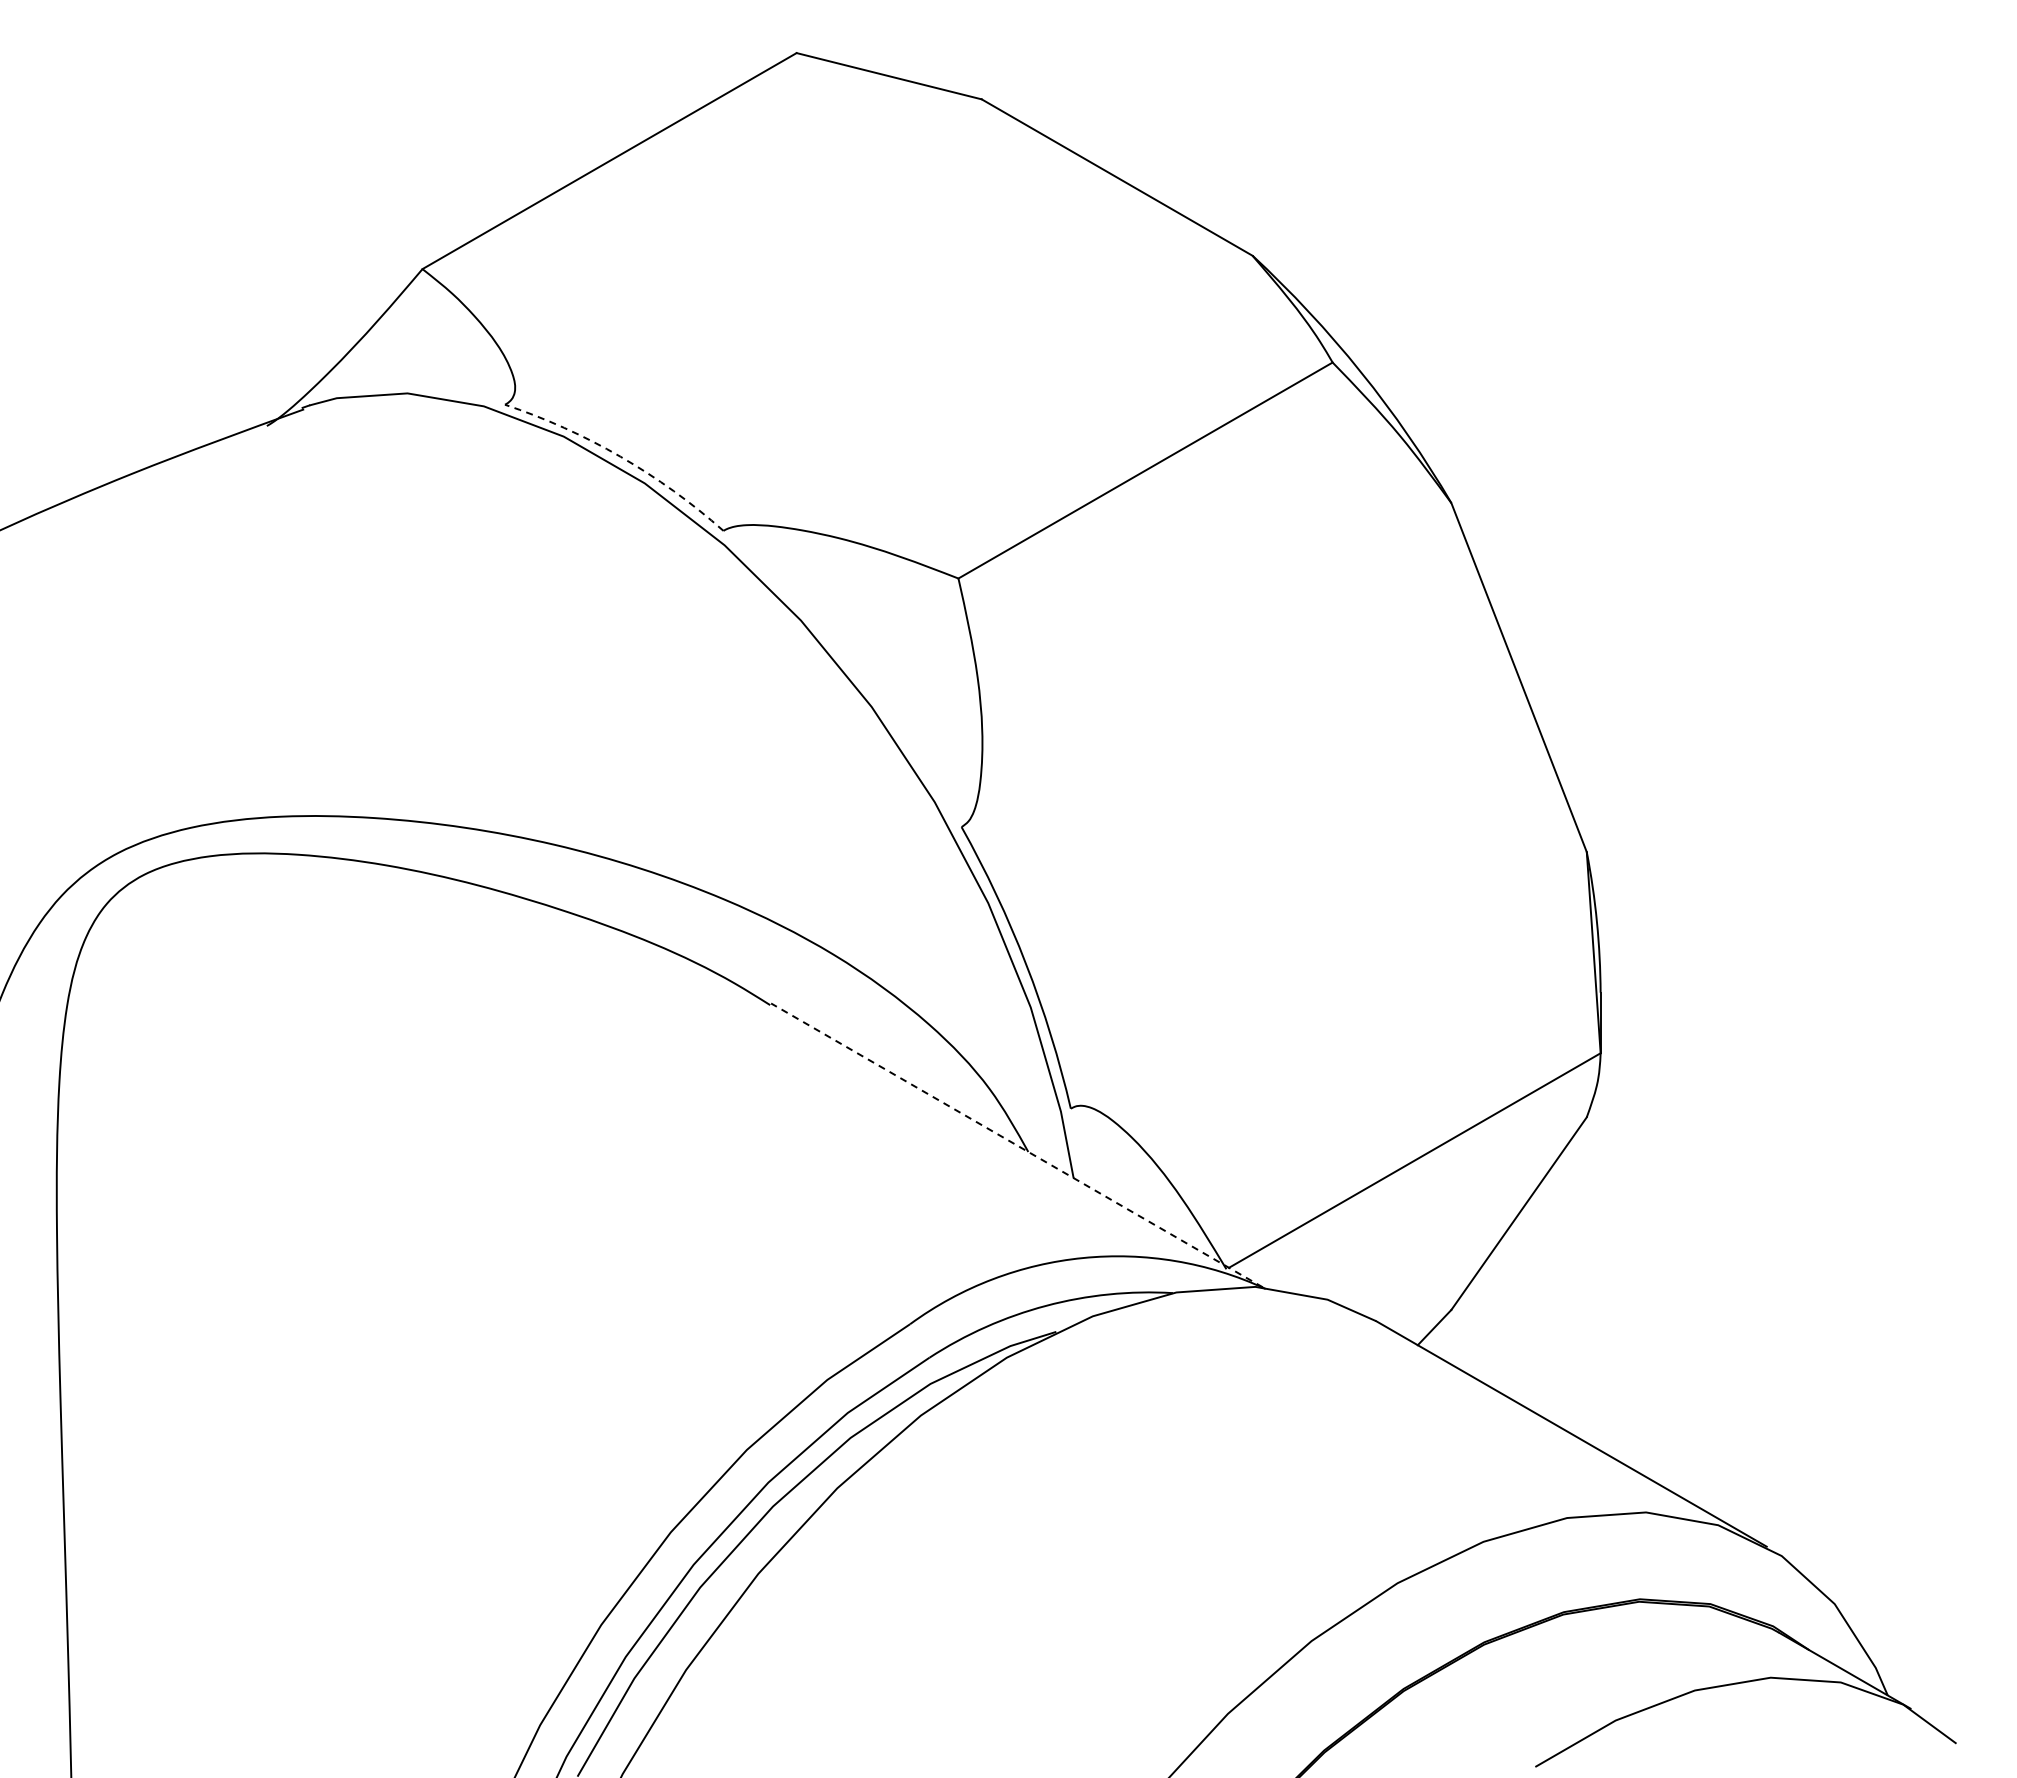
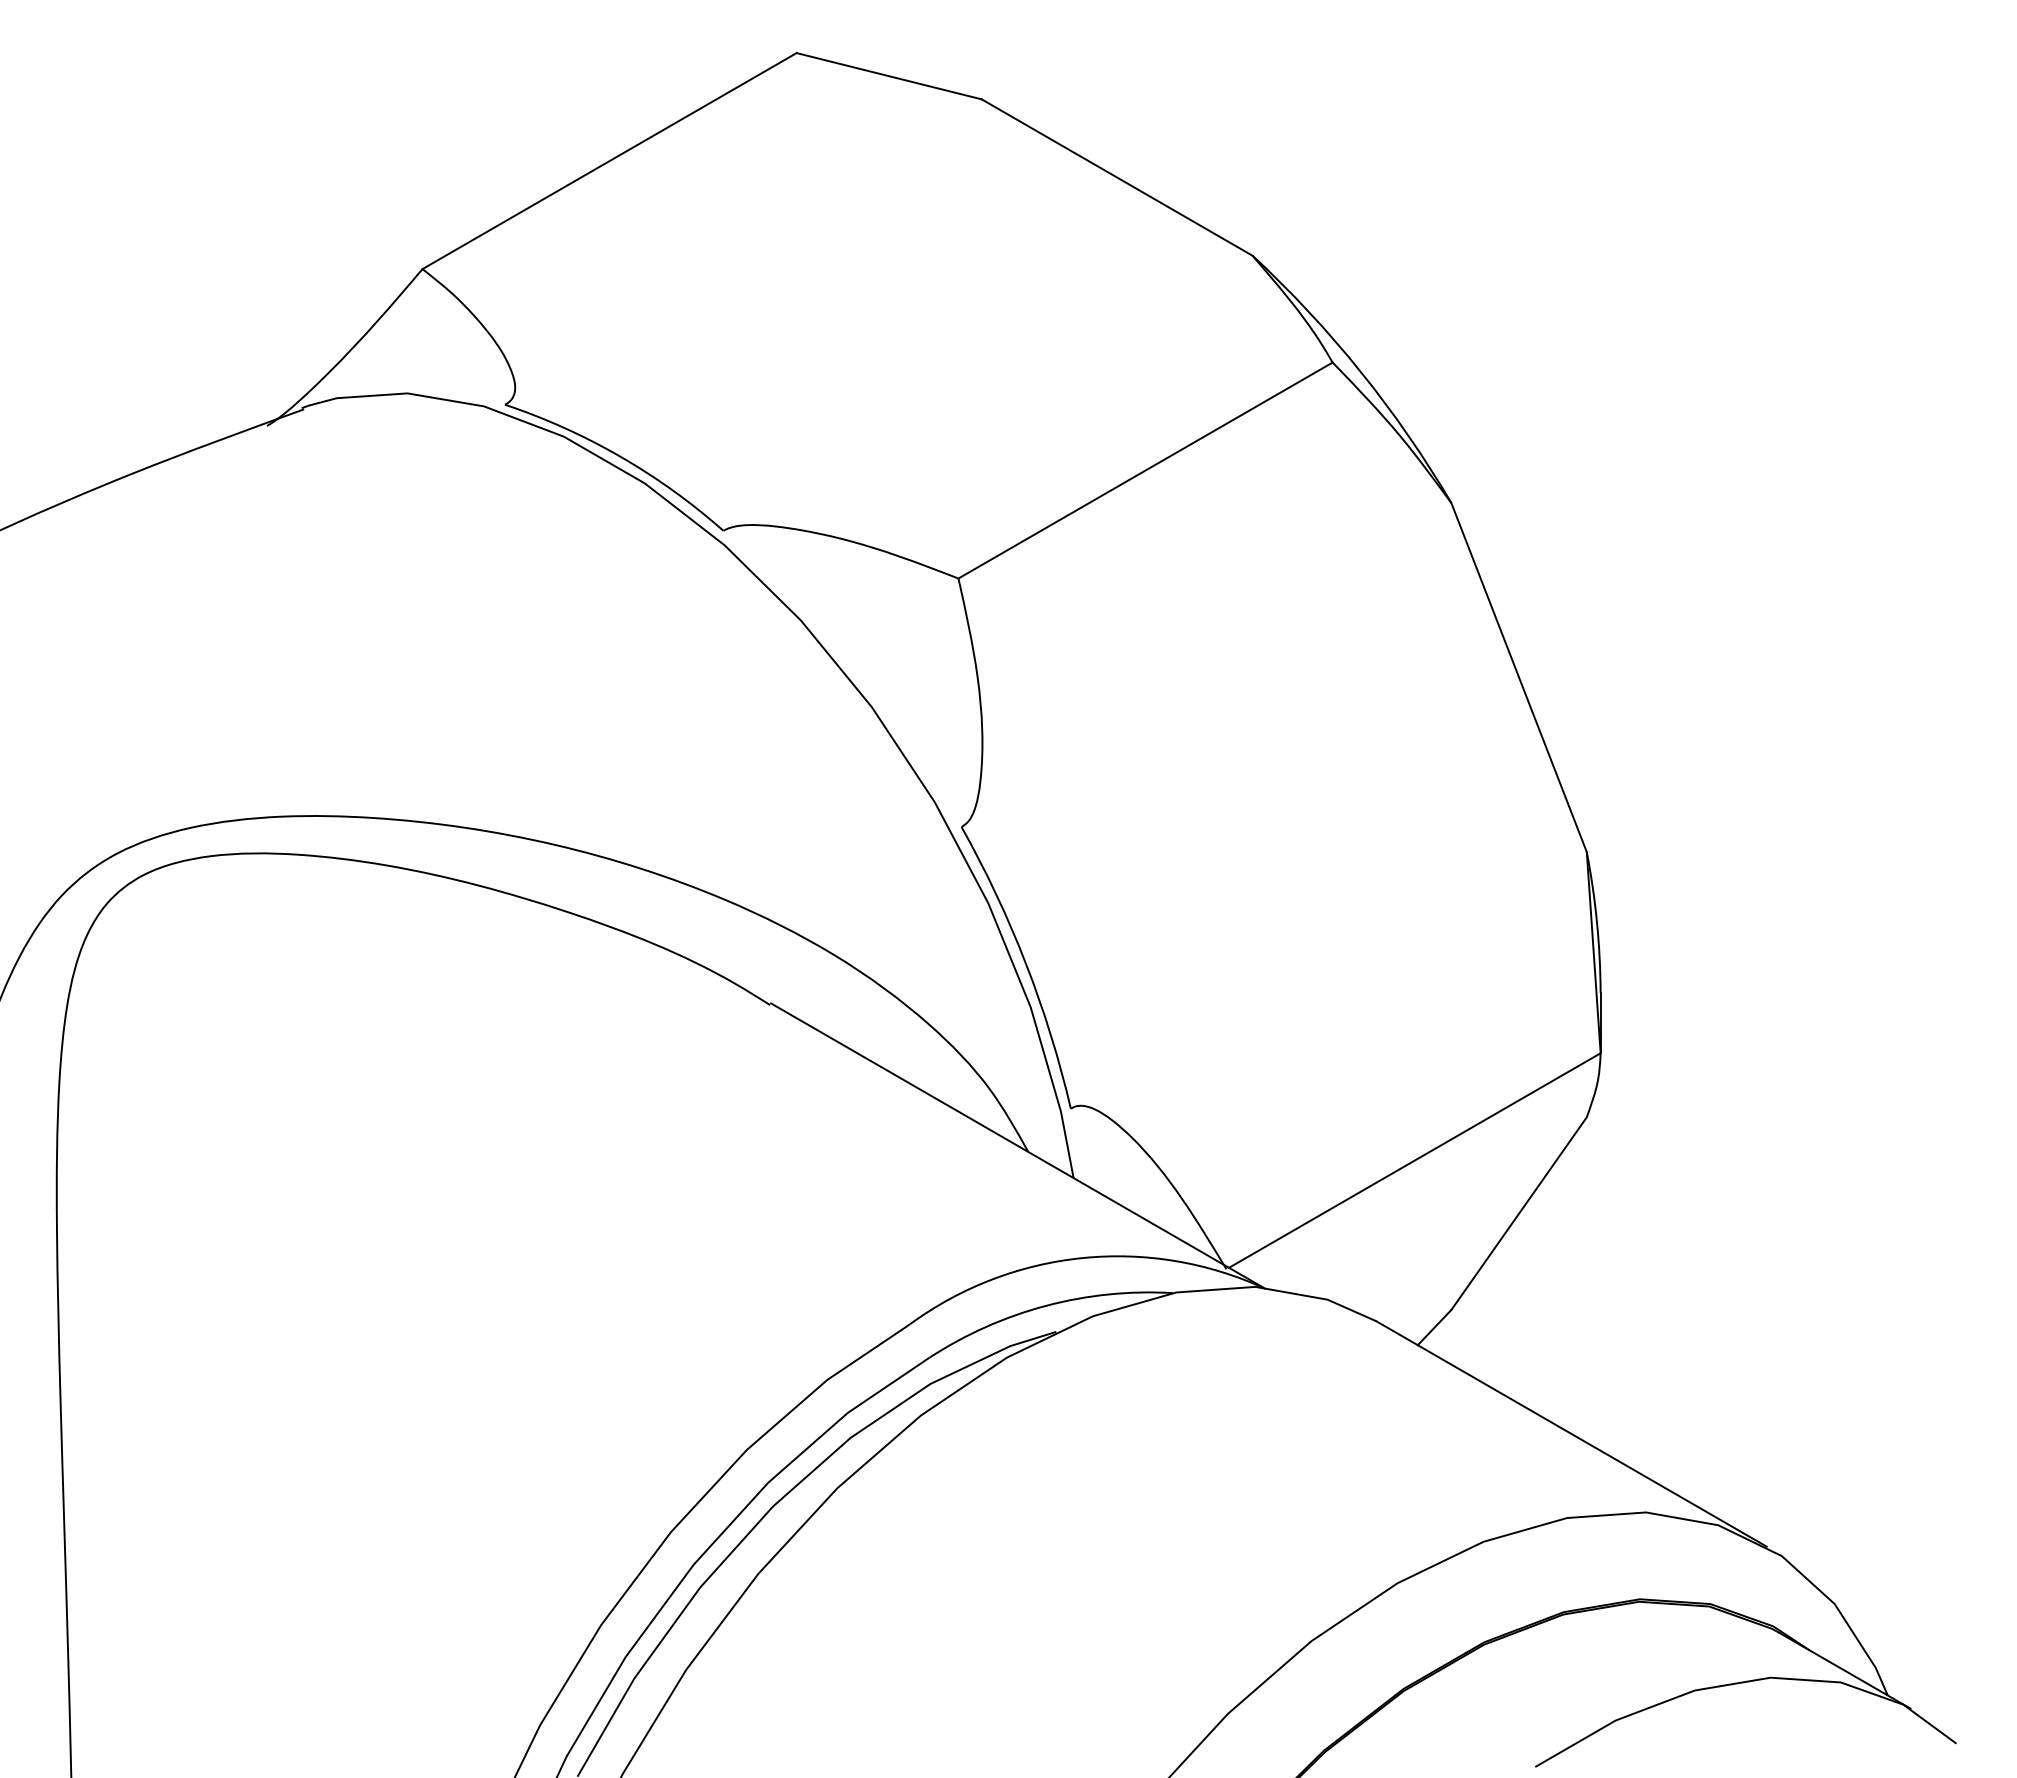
arc: dashed -> solid (620, 456)
line: dashed -> solid (1016, 1145)
